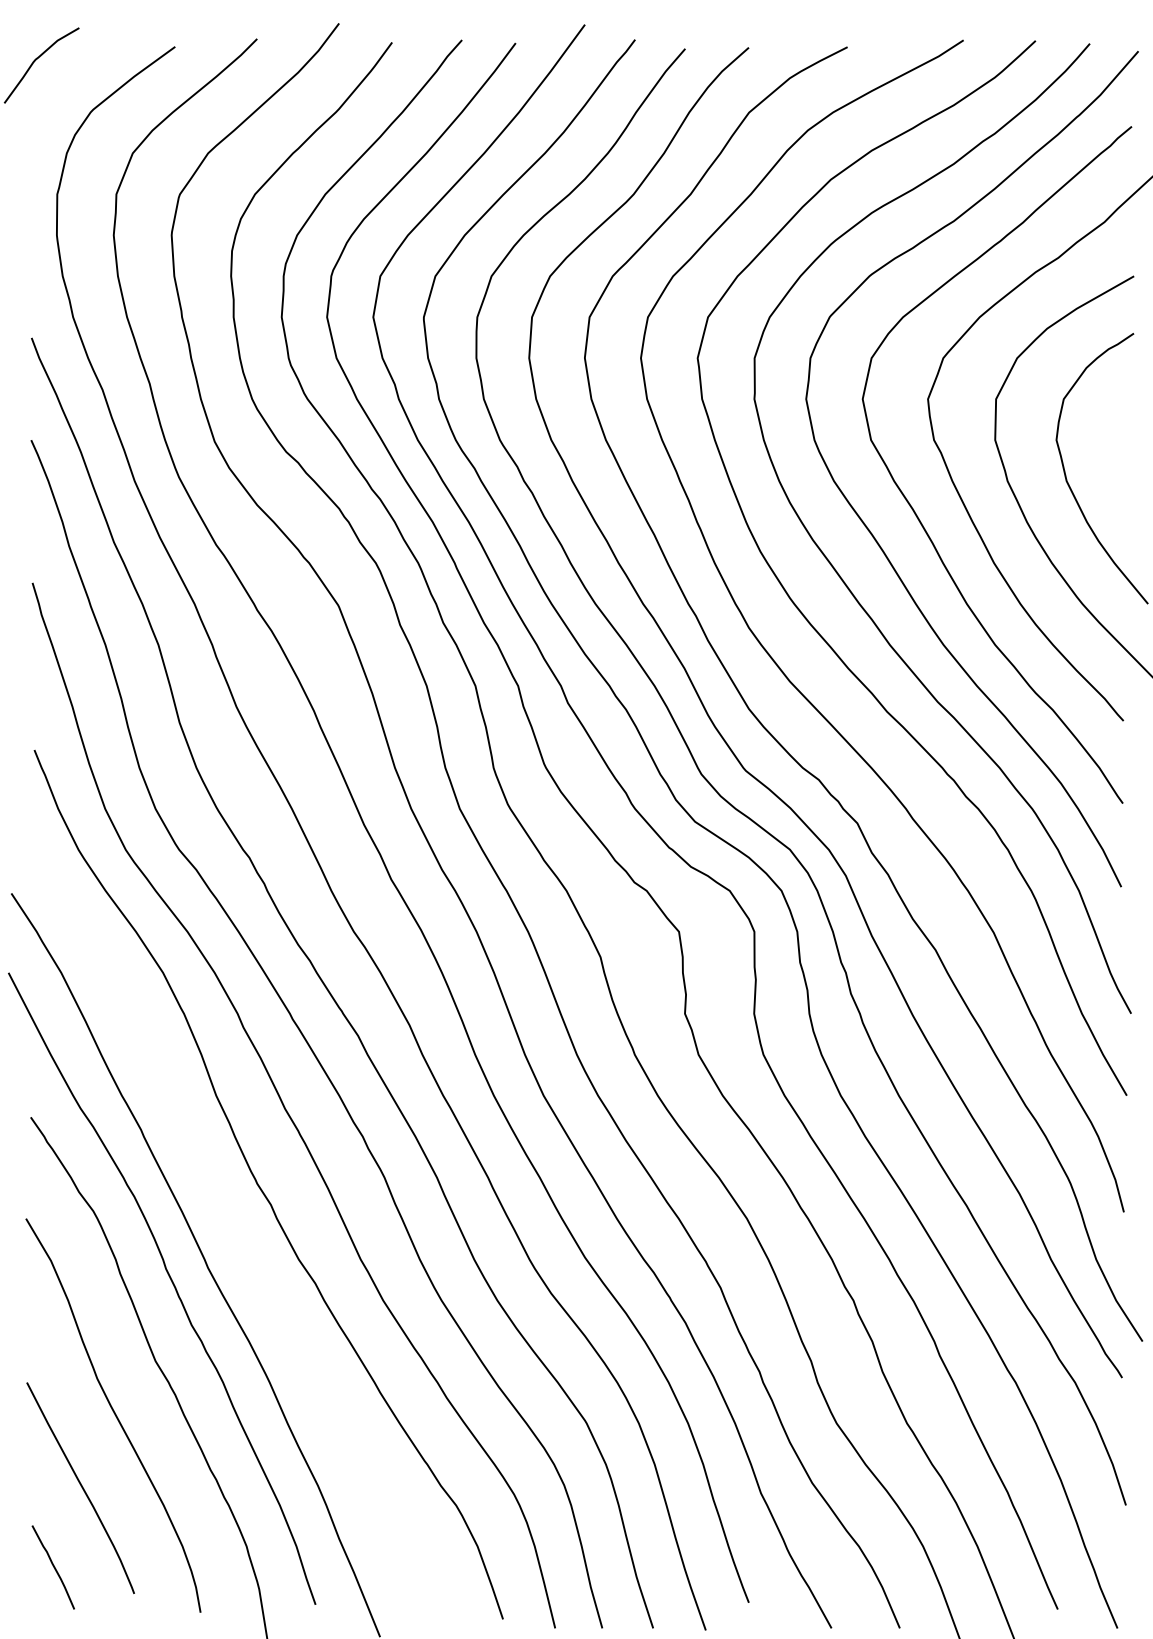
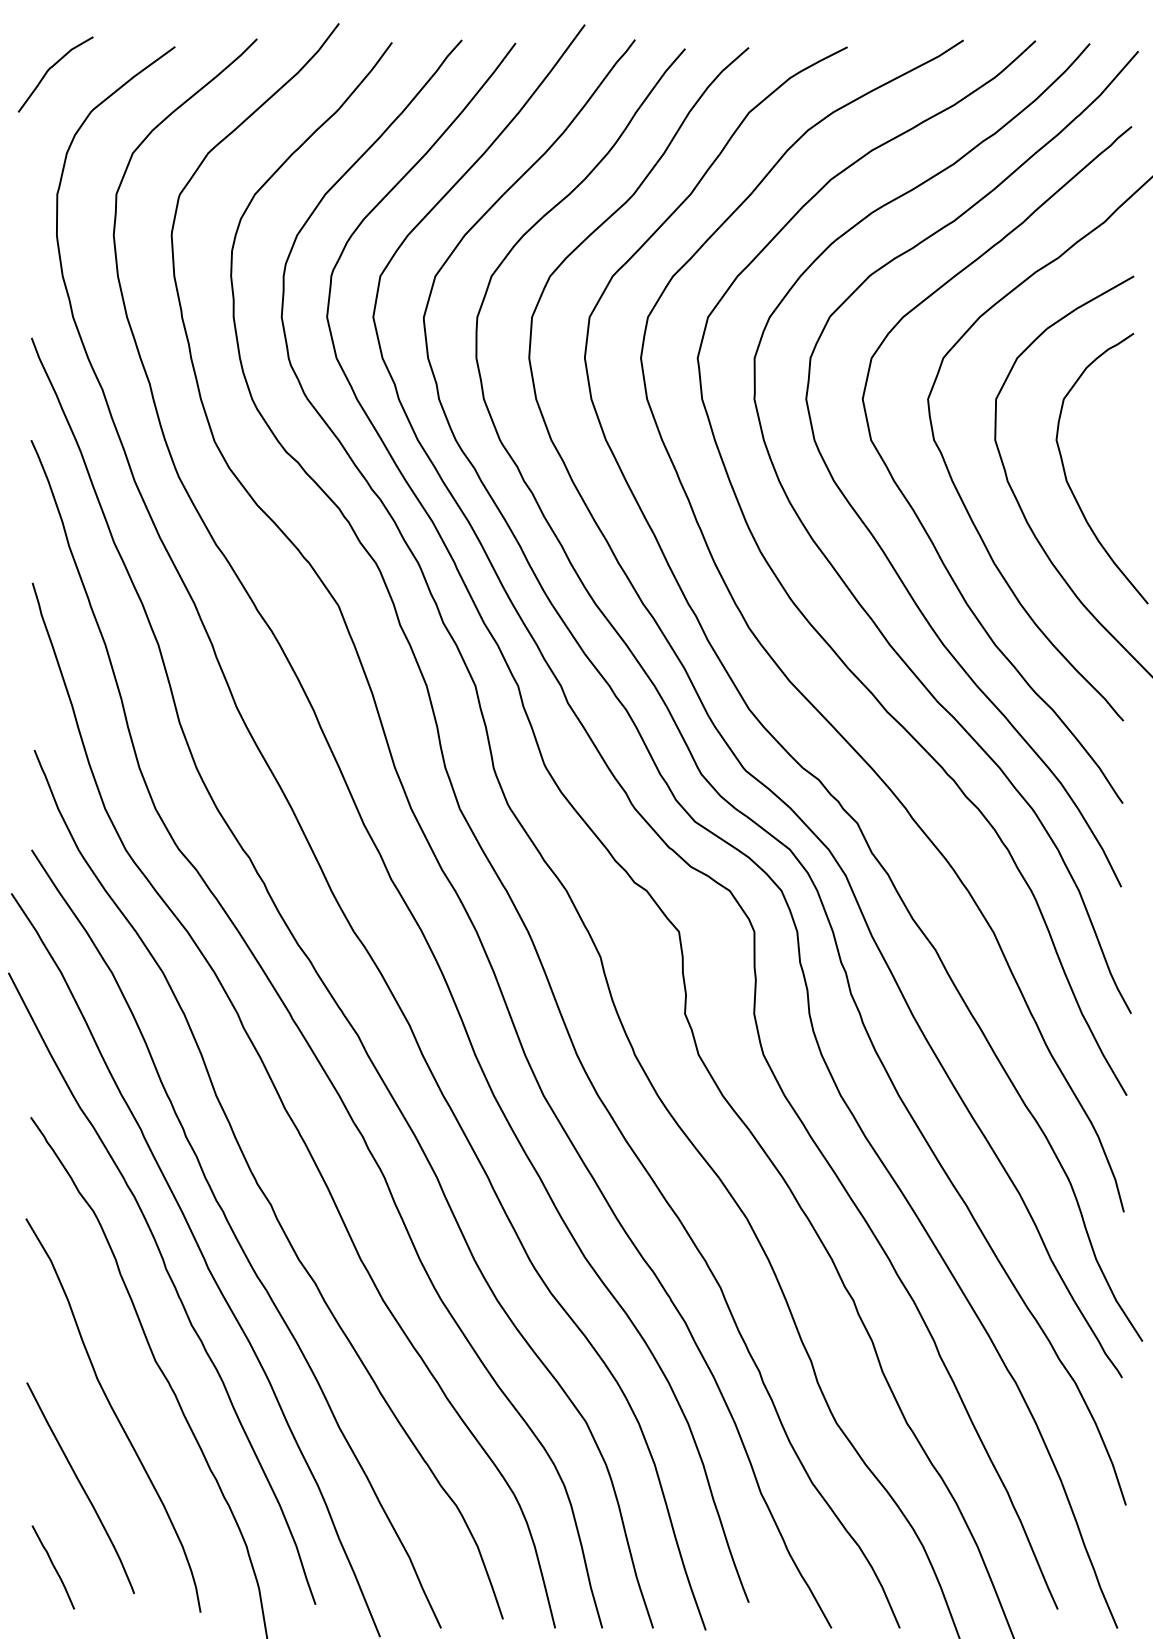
curve position: (36, 60) -> (50, 69) (50, 69)
curve: none -> present (236, 1238)
